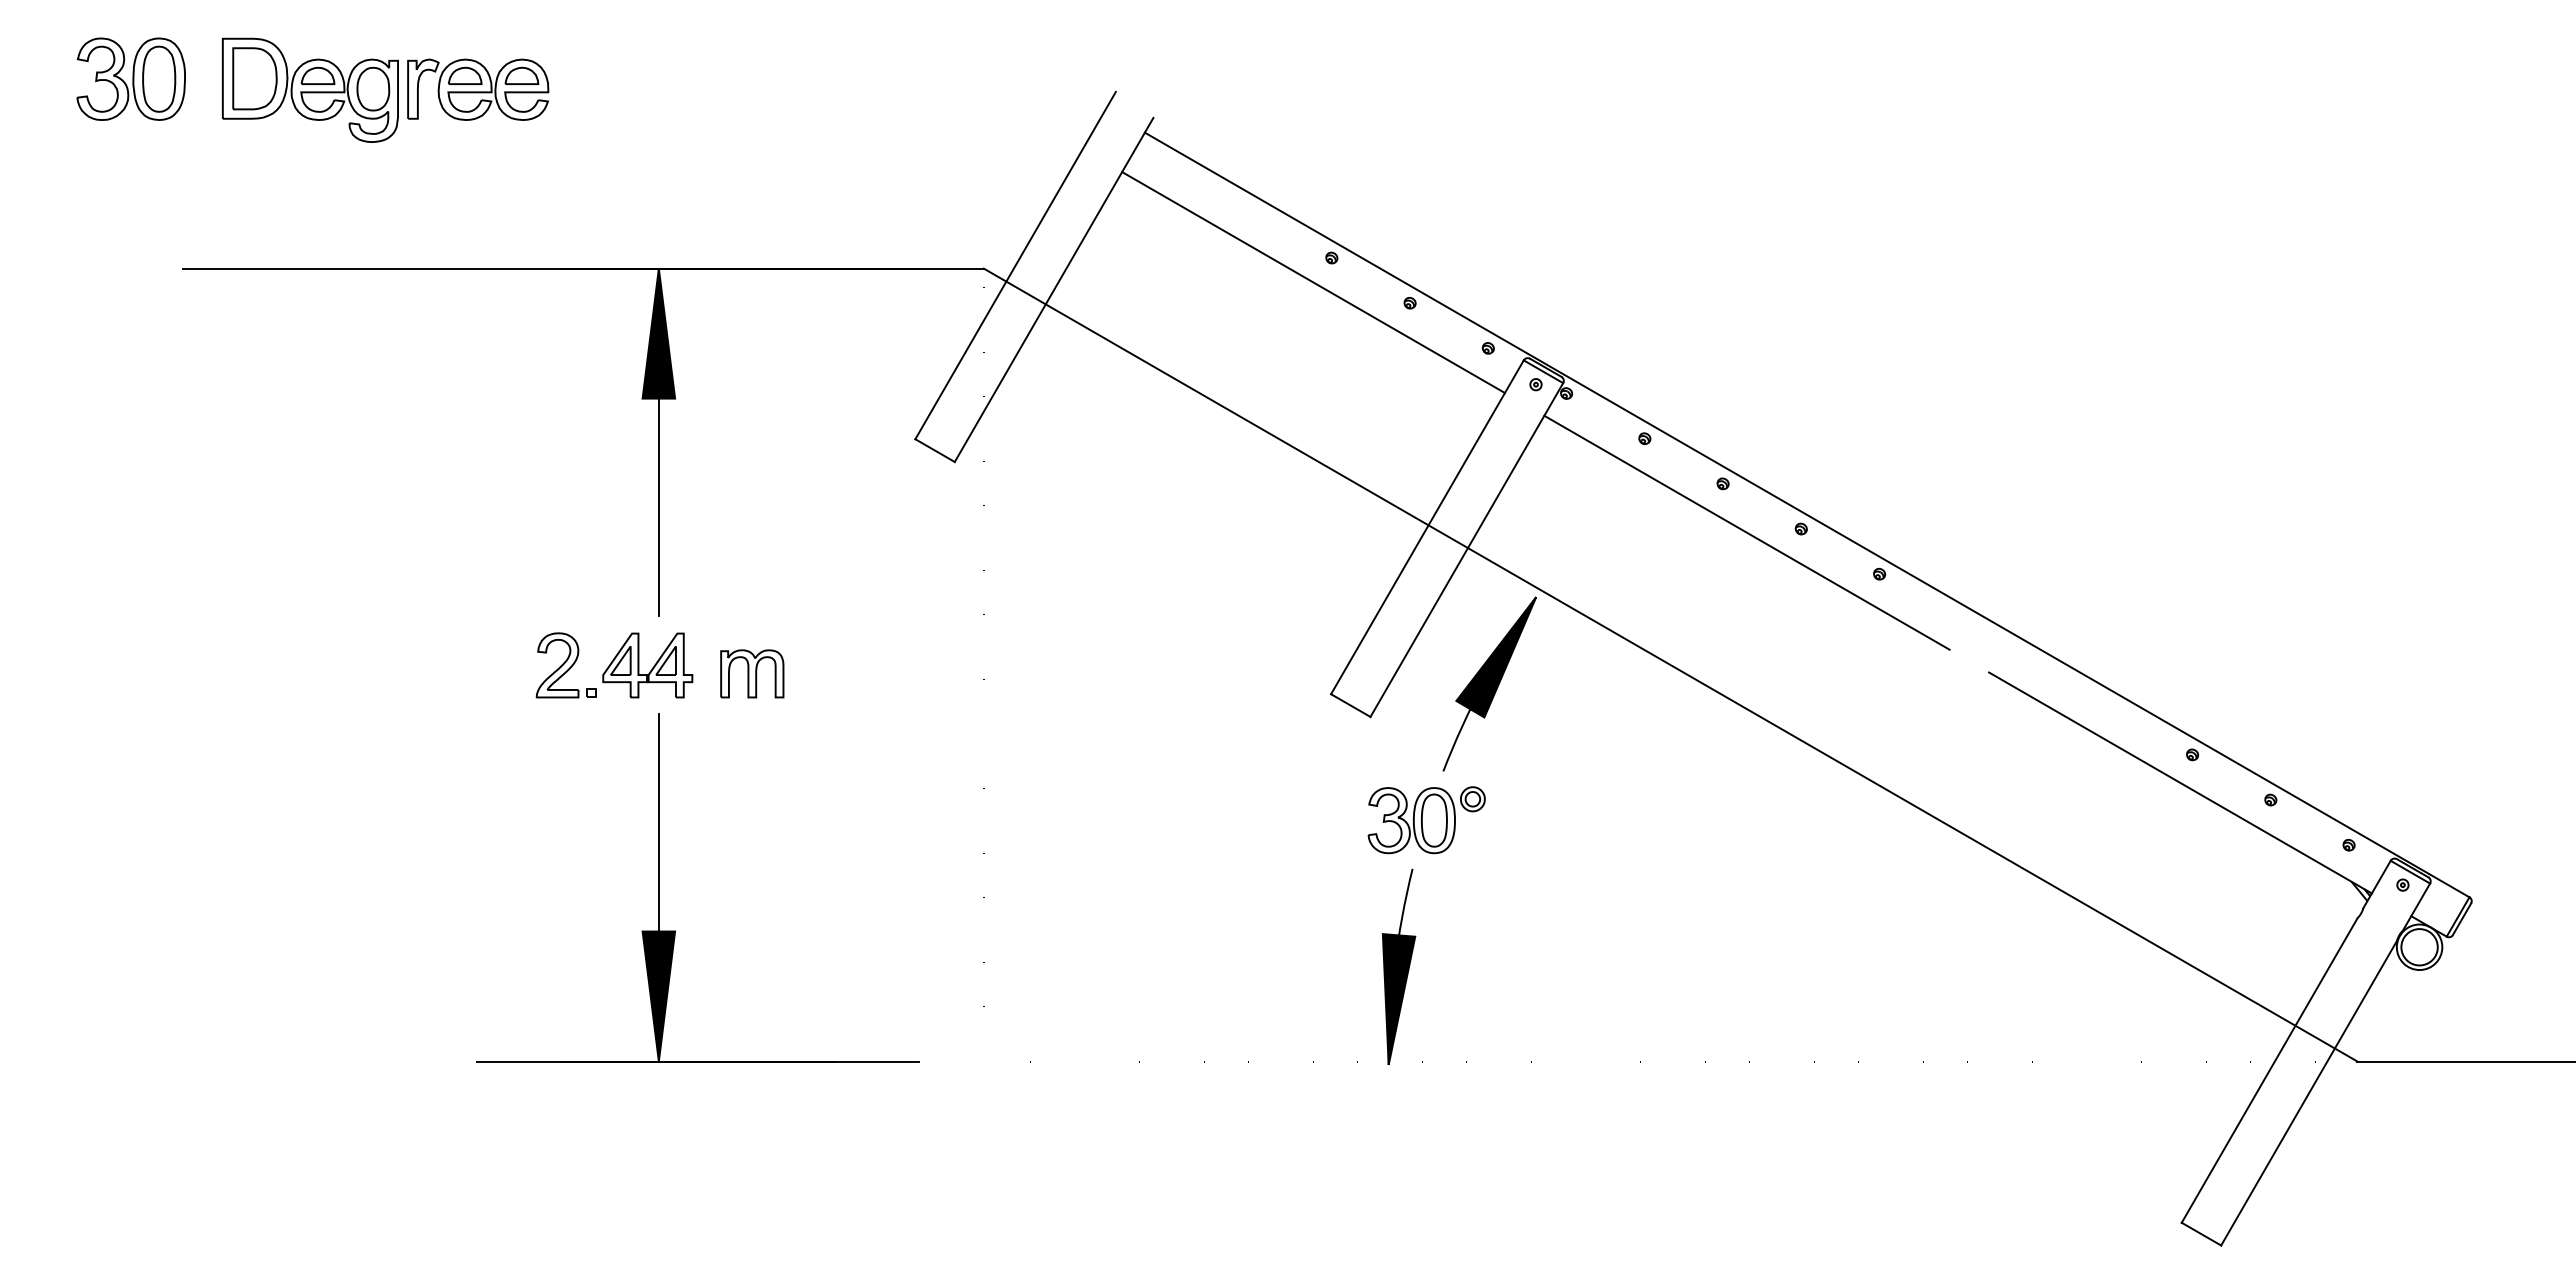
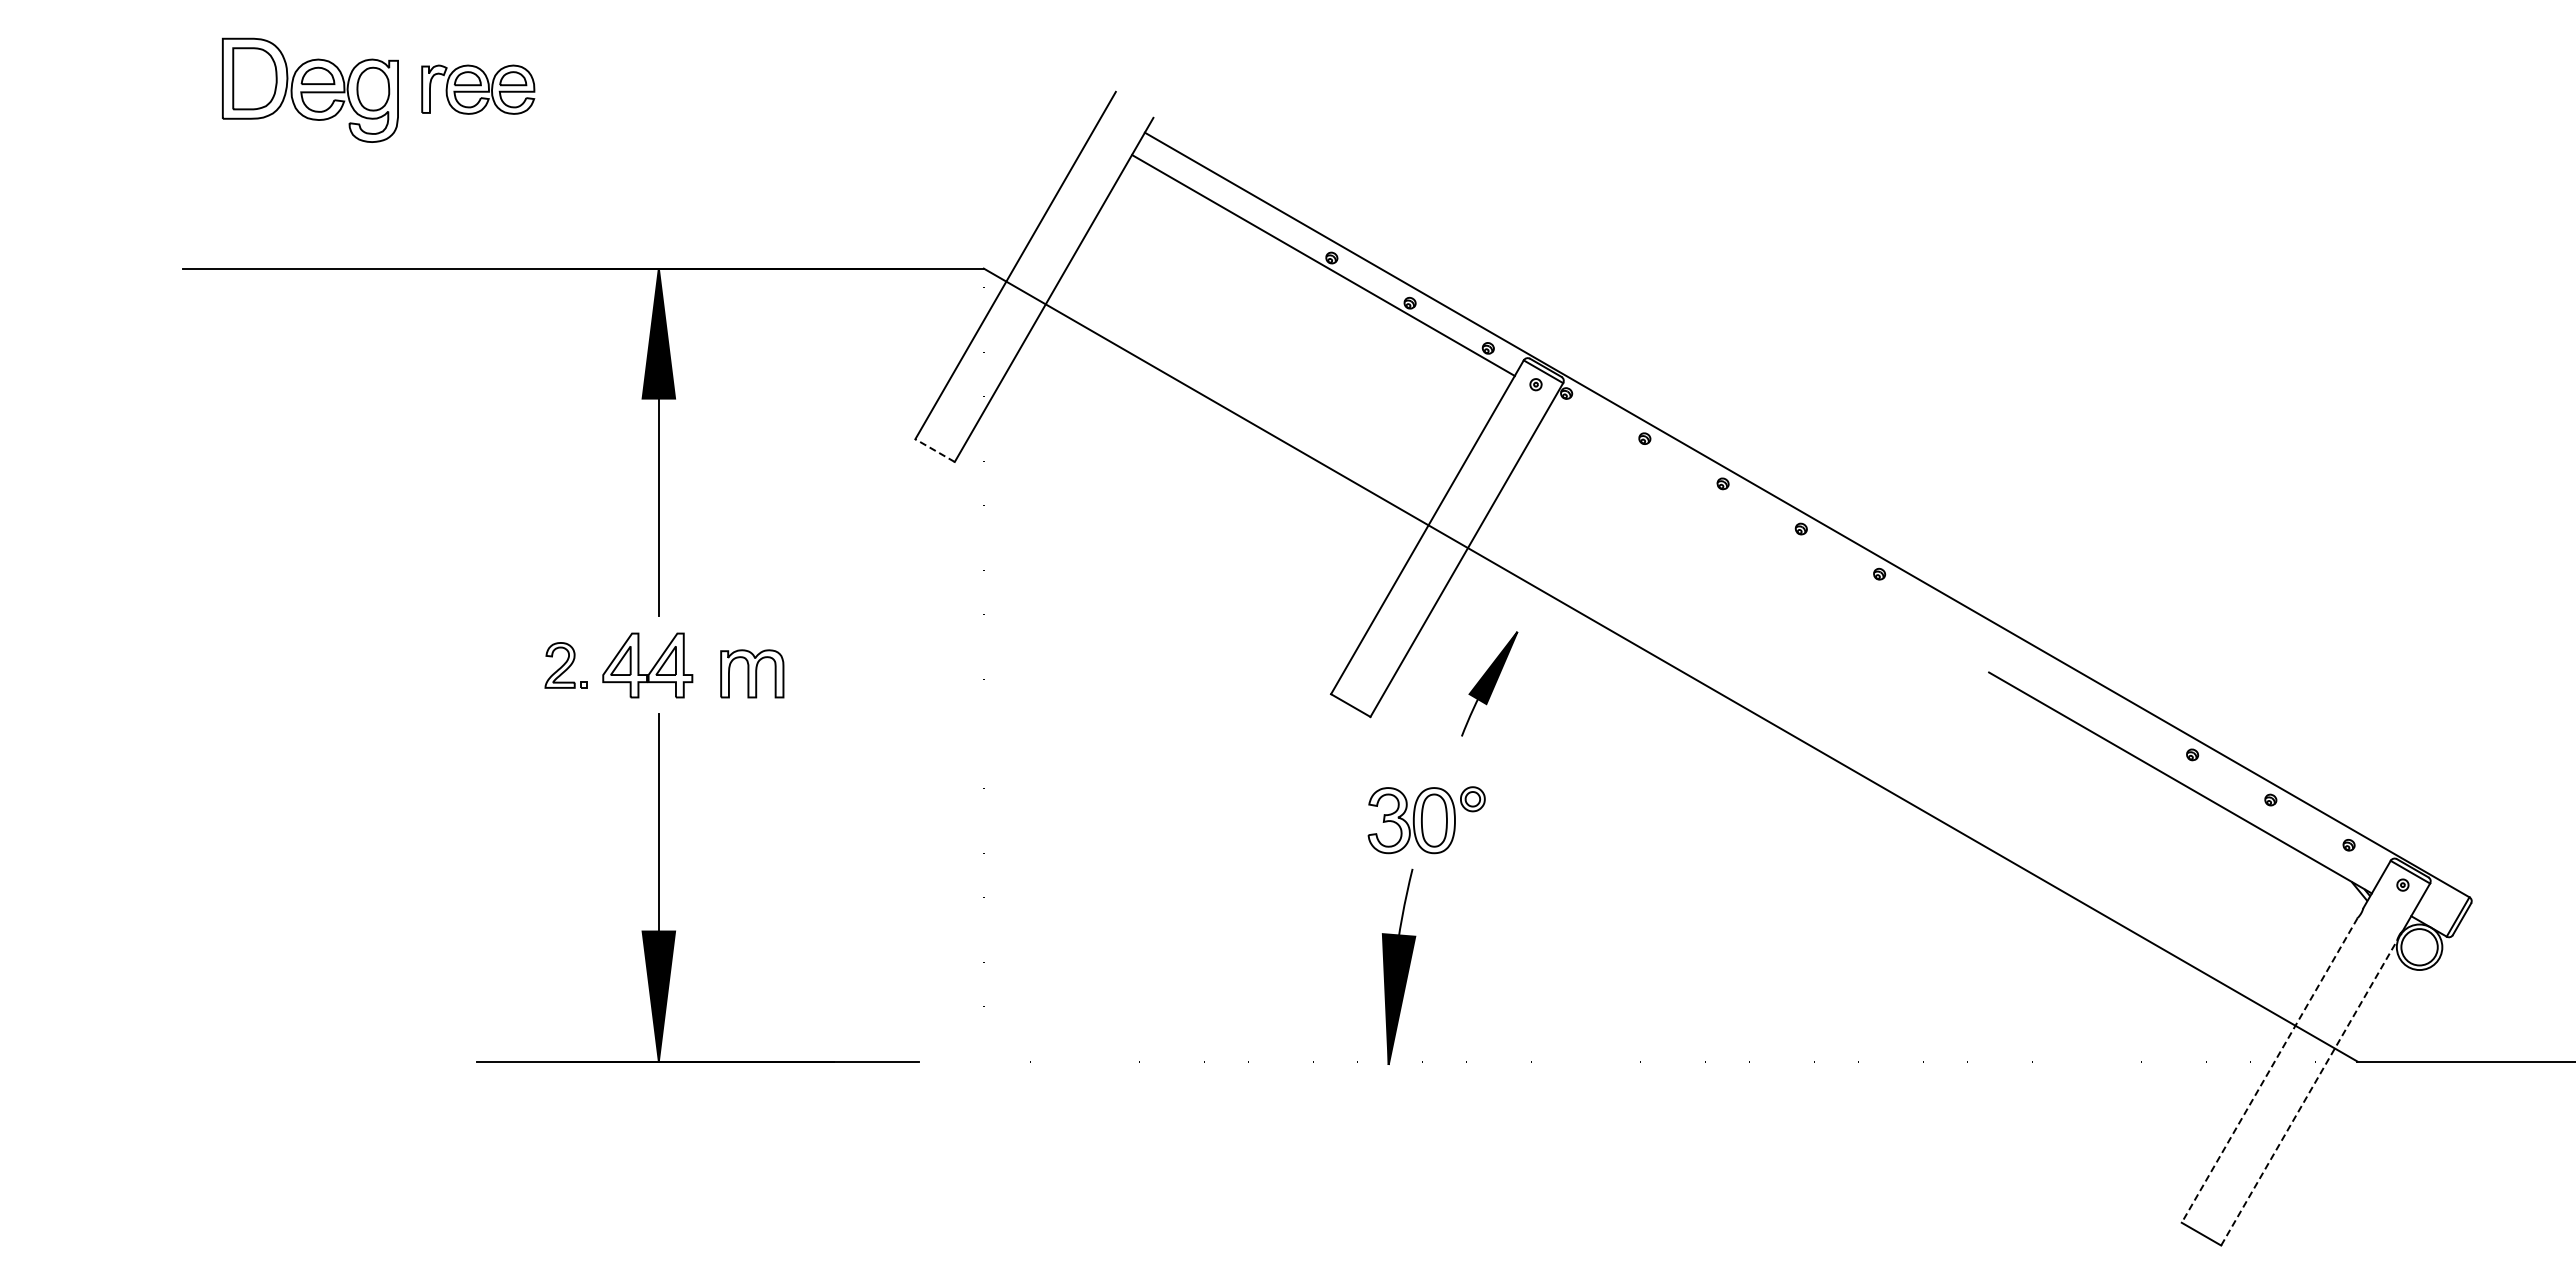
part: present -> none (130, 78)
part size: 143x63 px -> 115x51 px (478, 89)
line position: (1313, 282) -> (1323, 265) (1323, 265)
line: solid -> dashed (935, 450)
line: present -> none (1746, 532)
part size: 62x67 px -> 44x47 px (565, 665)
part size: 95x176 px -> 58x106 px (1489, 683)
line: solid -> dashed (2269, 1070)
line: solid -> dashed (2309, 1093)
